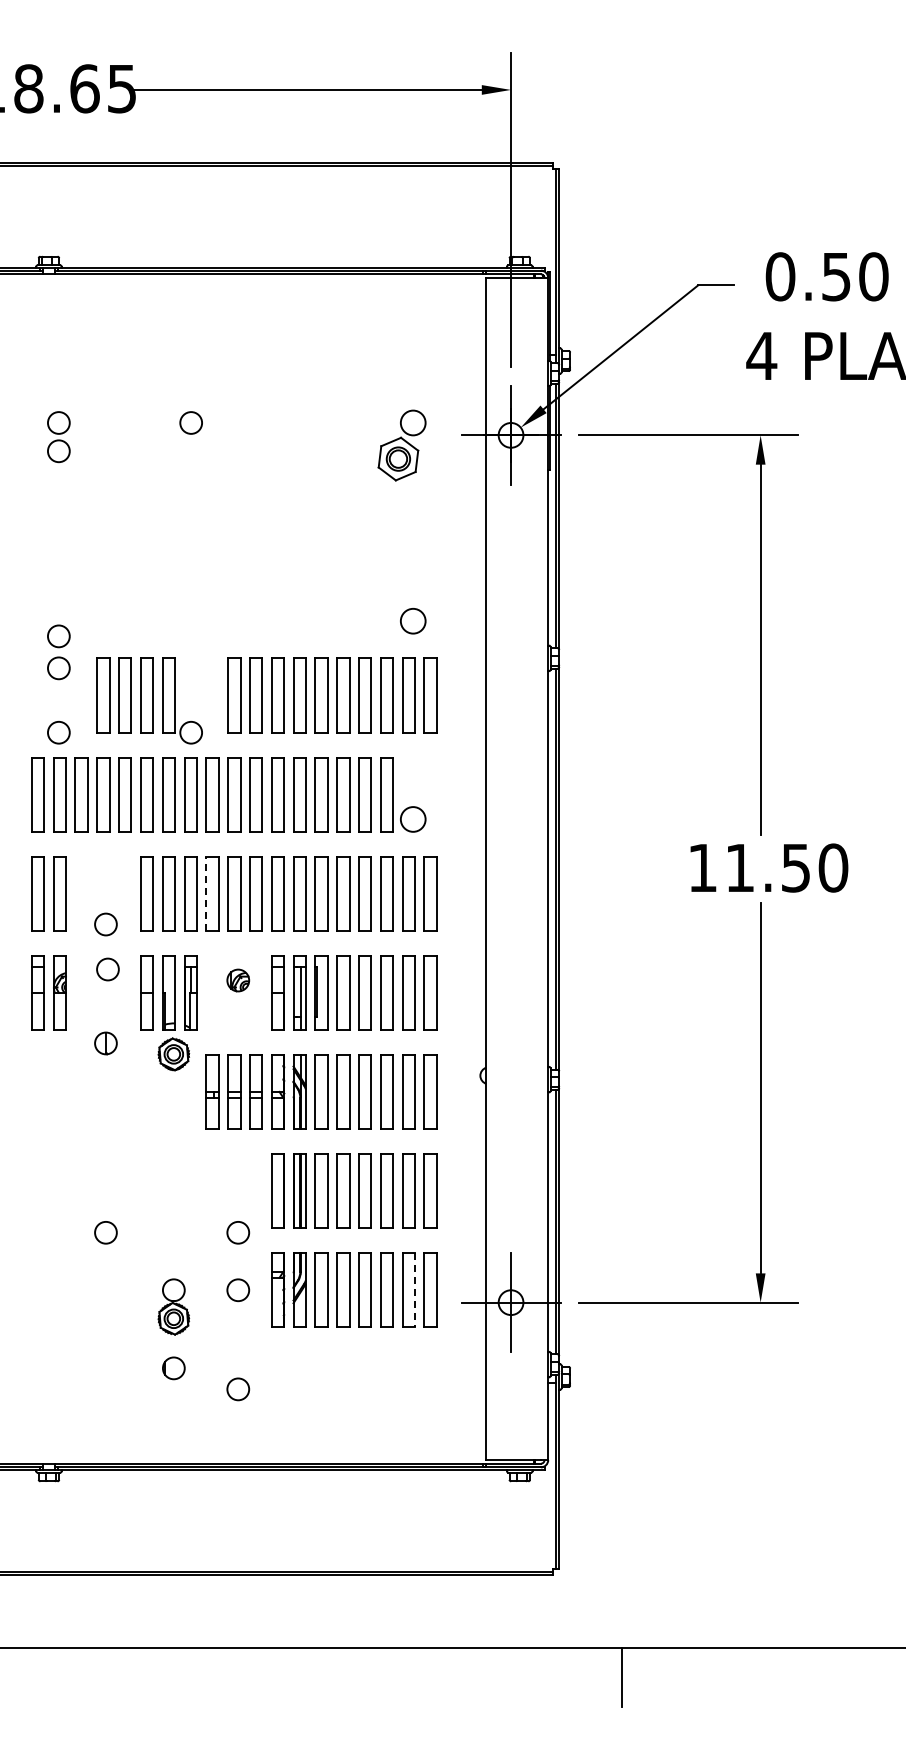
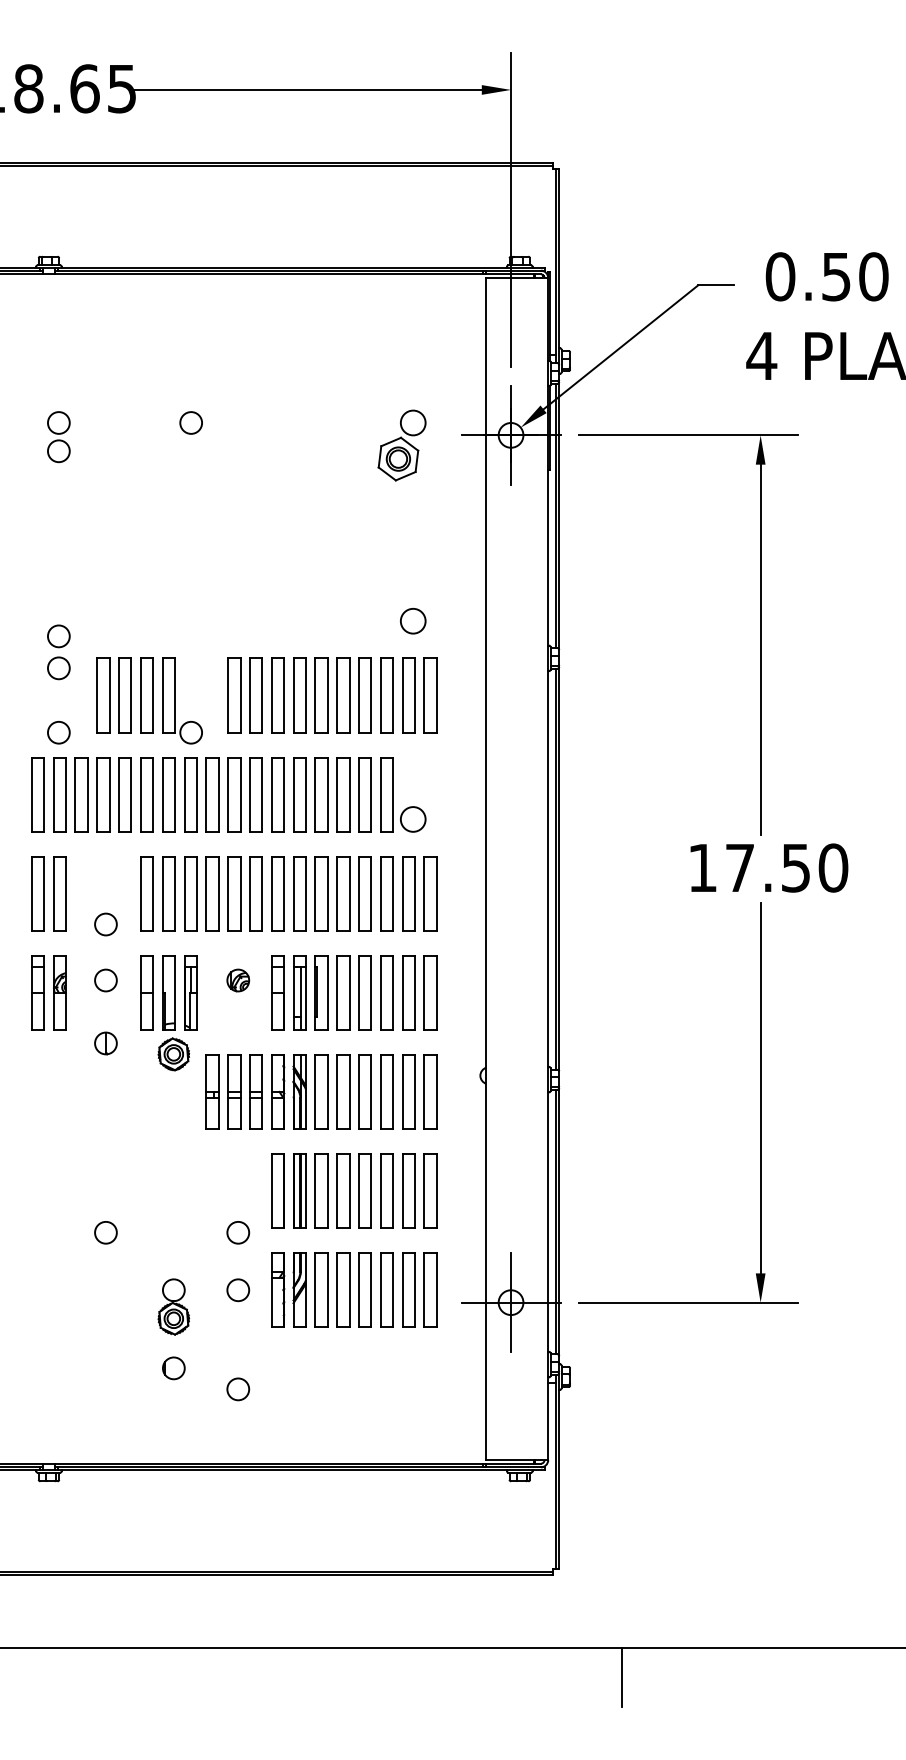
text: 11.50 -> 17.50 (739, 867)
line: dashed -> solid (206, 893)
circle position: (107, 969) -> (105, 980) (105, 980)
line: dashed -> solid (414, 1290)
